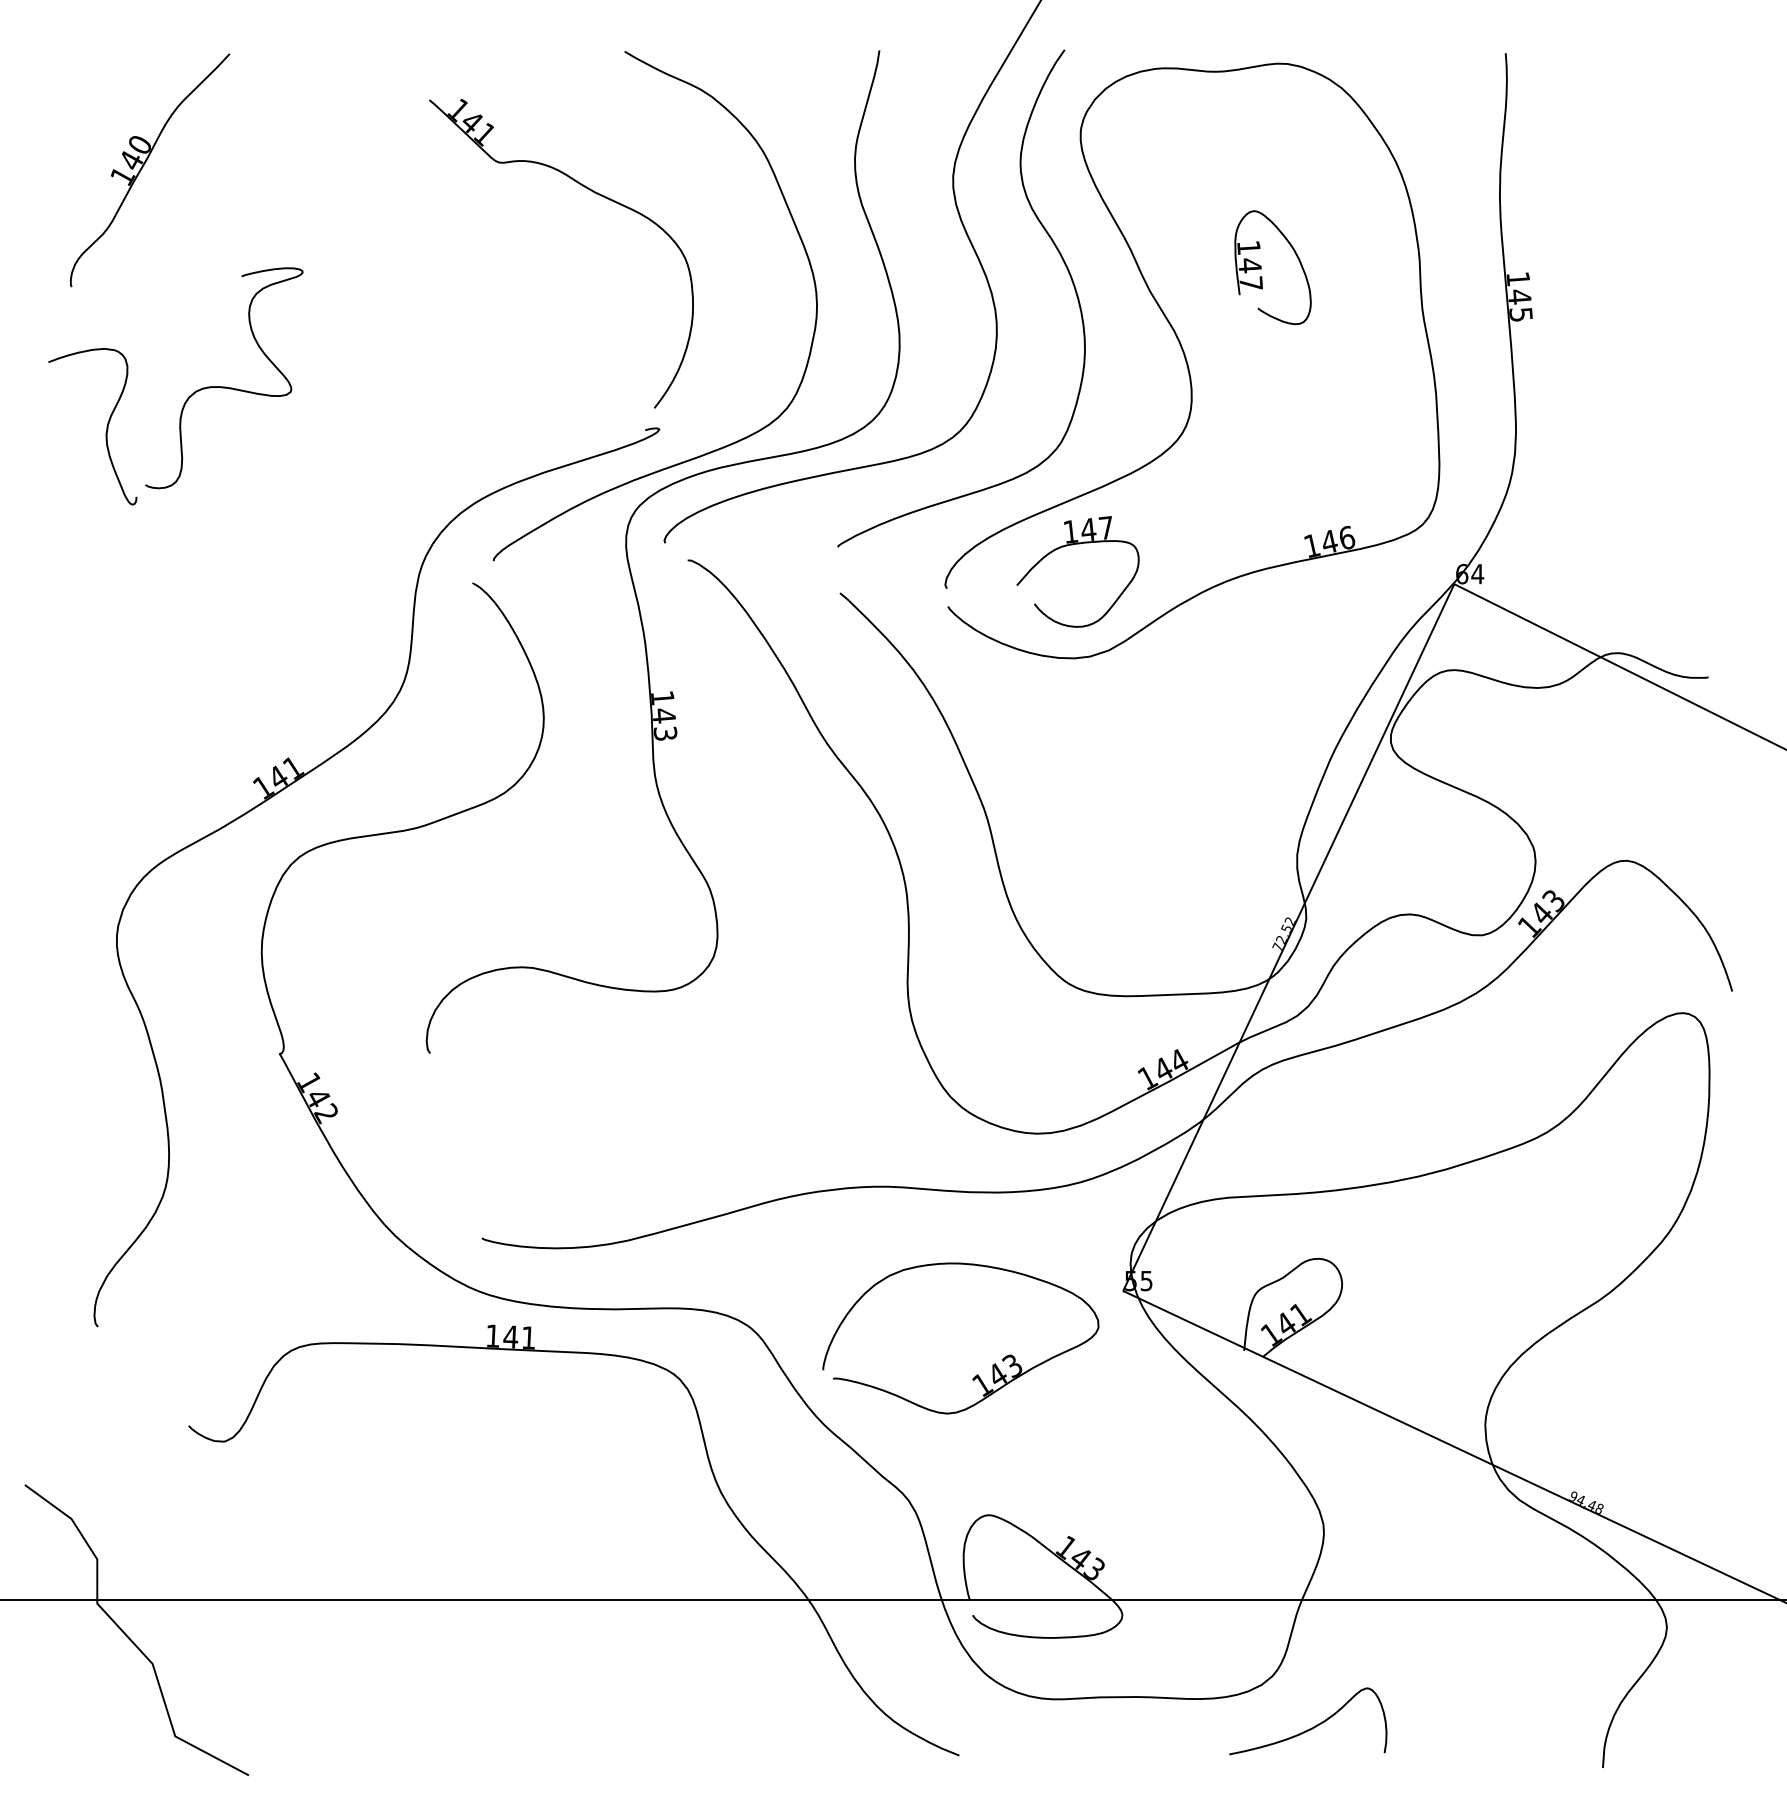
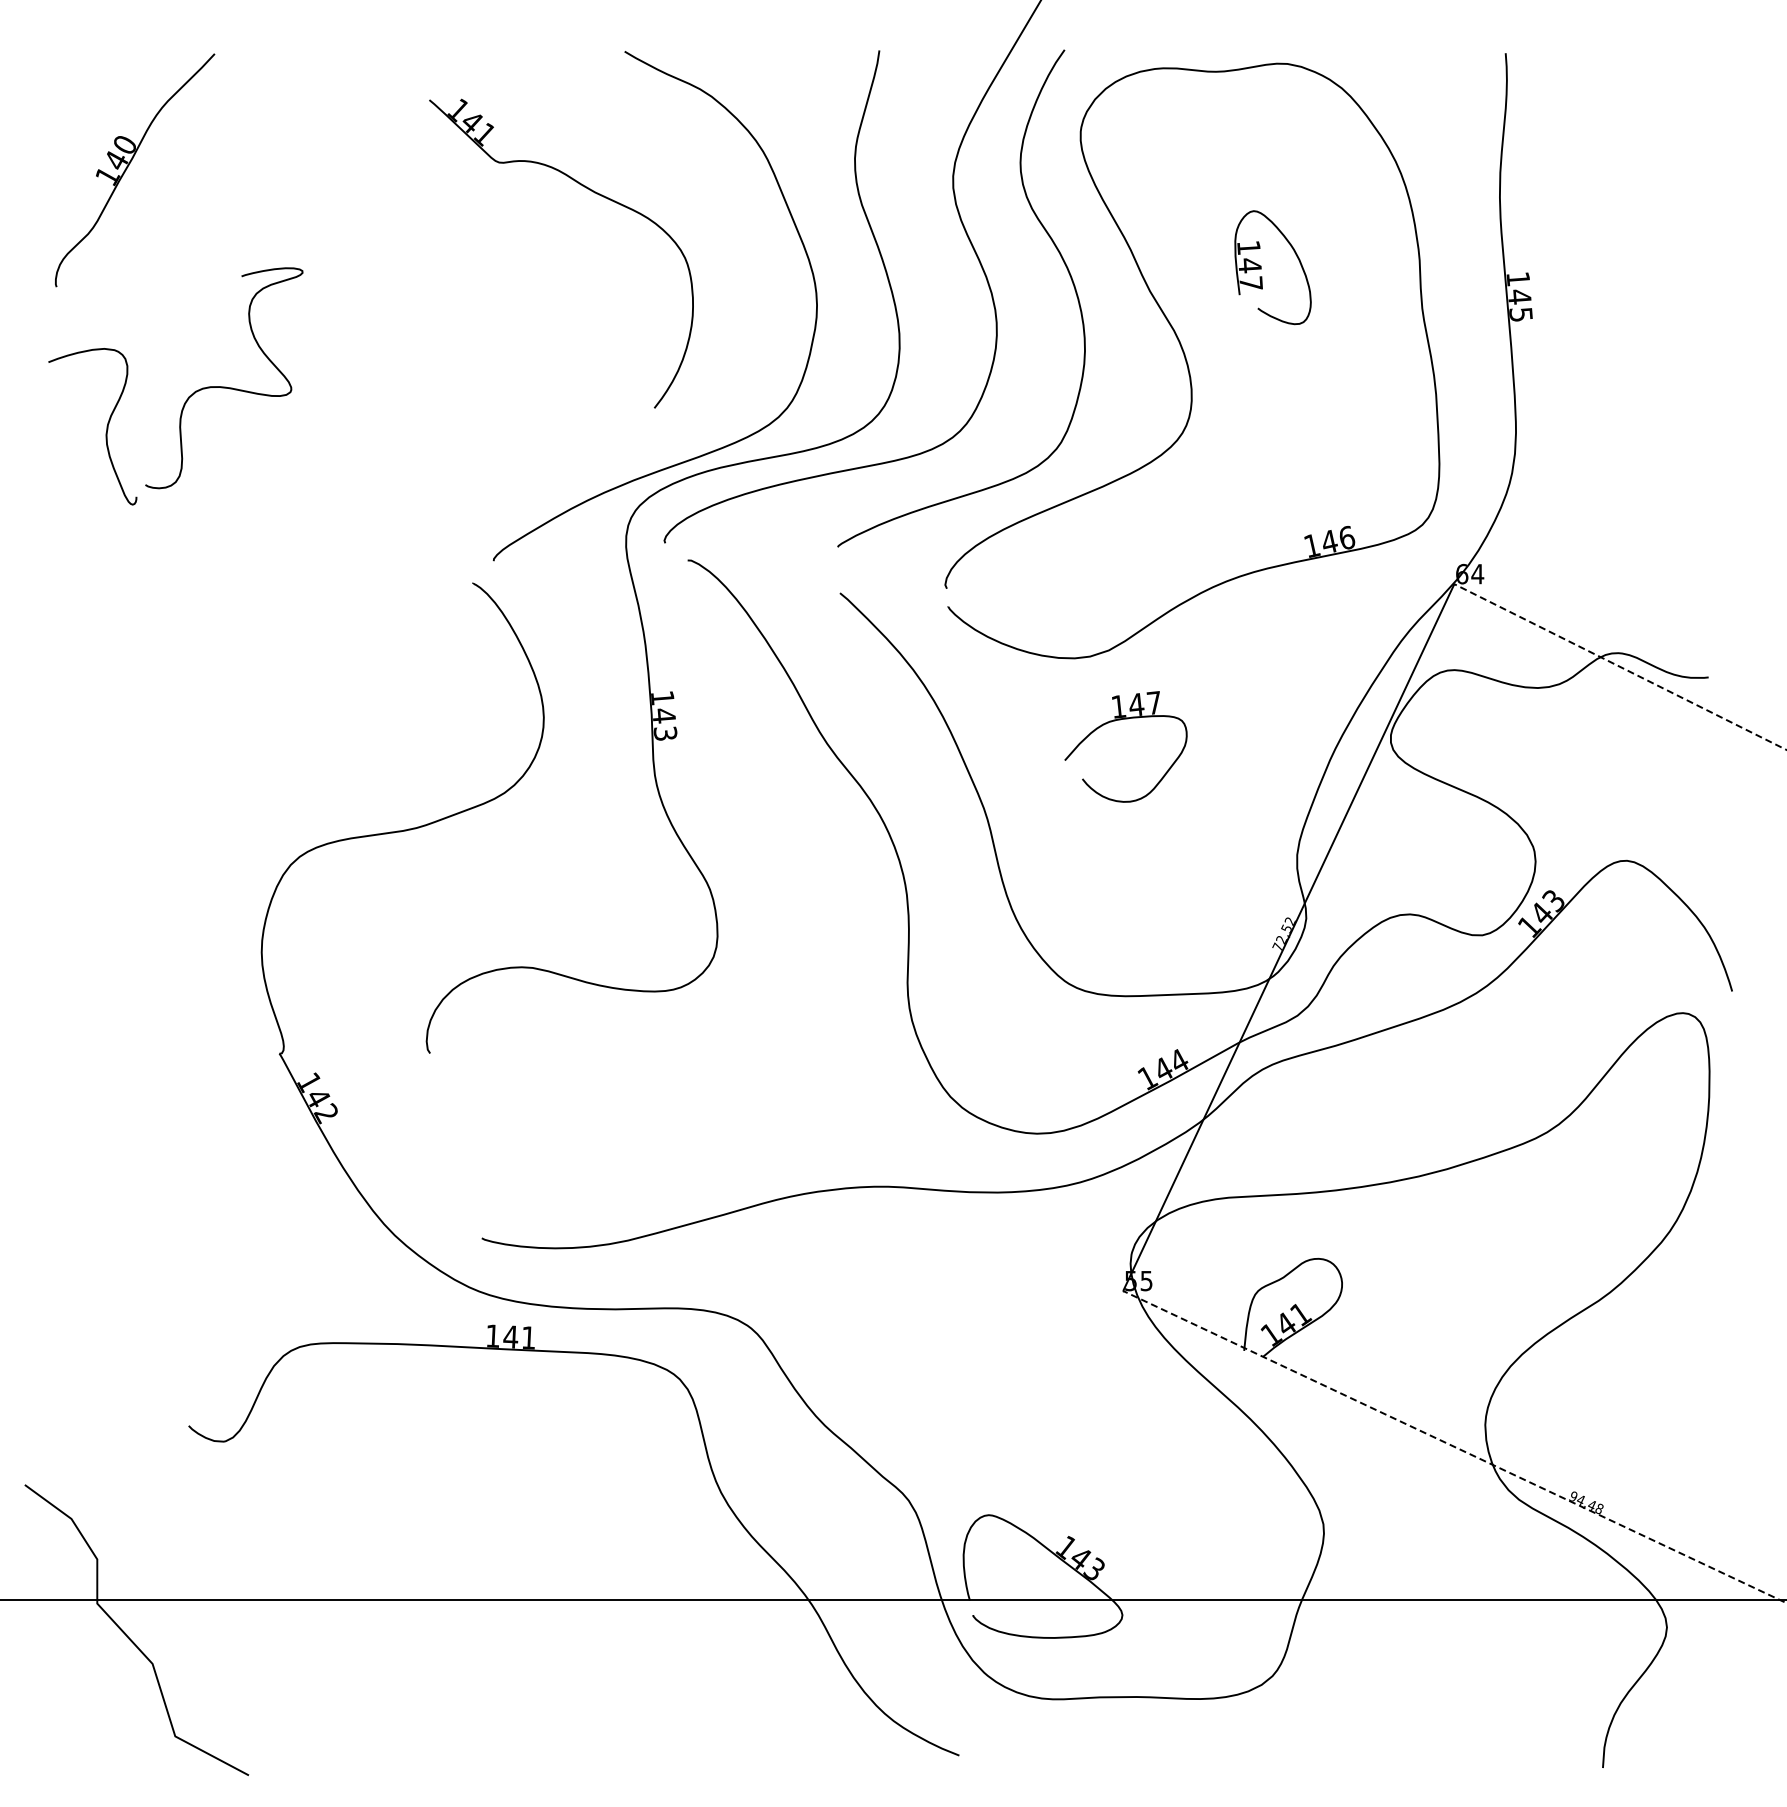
part position: (143, 167) -> (128, 167) (128, 167)
part position: (1072, 545) -> (1120, 720) (1120, 720)
line: solid -> dashed (1619, 666)
part: present -> none (306, 775)
part: present -> none (977, 1374)
line: solid -> dashed (1454, 1446)
curve: present -> none (1311, 1727)
